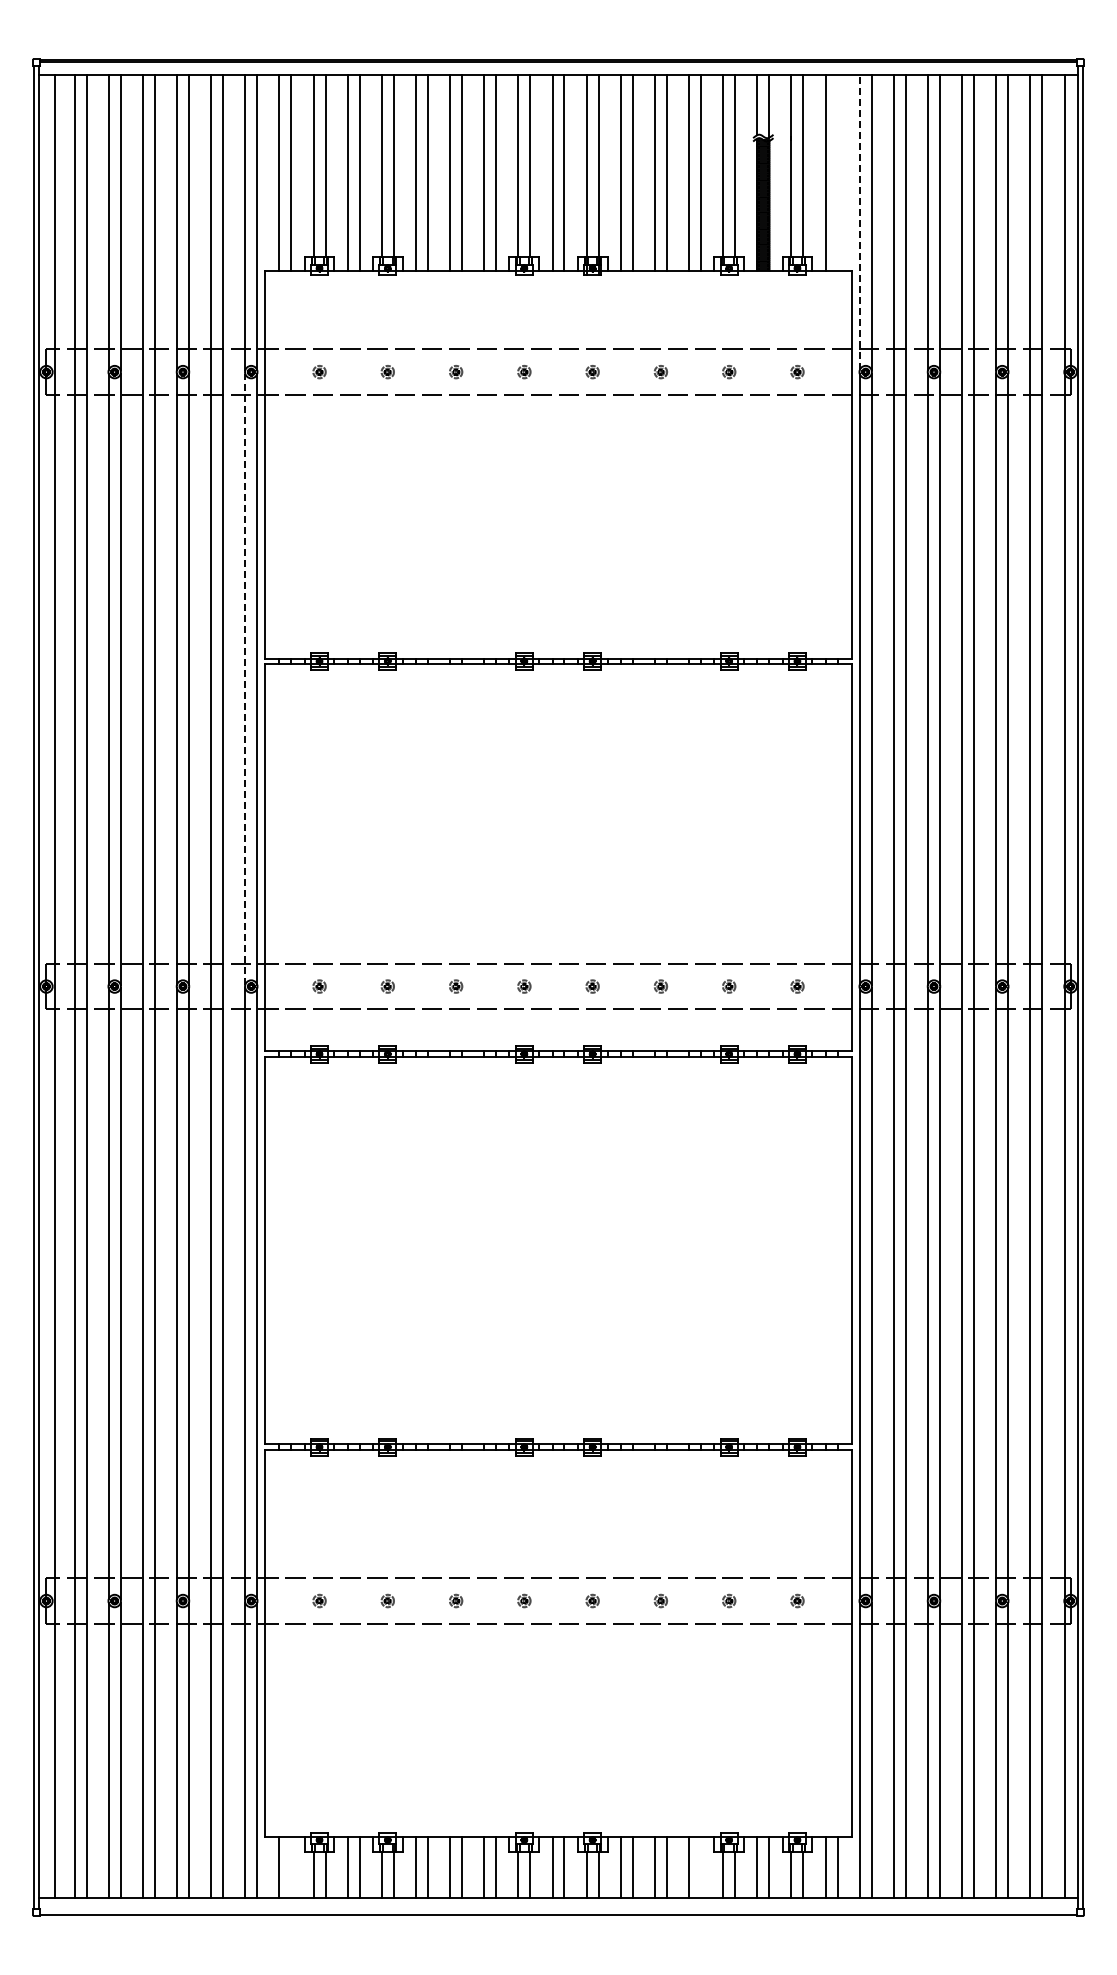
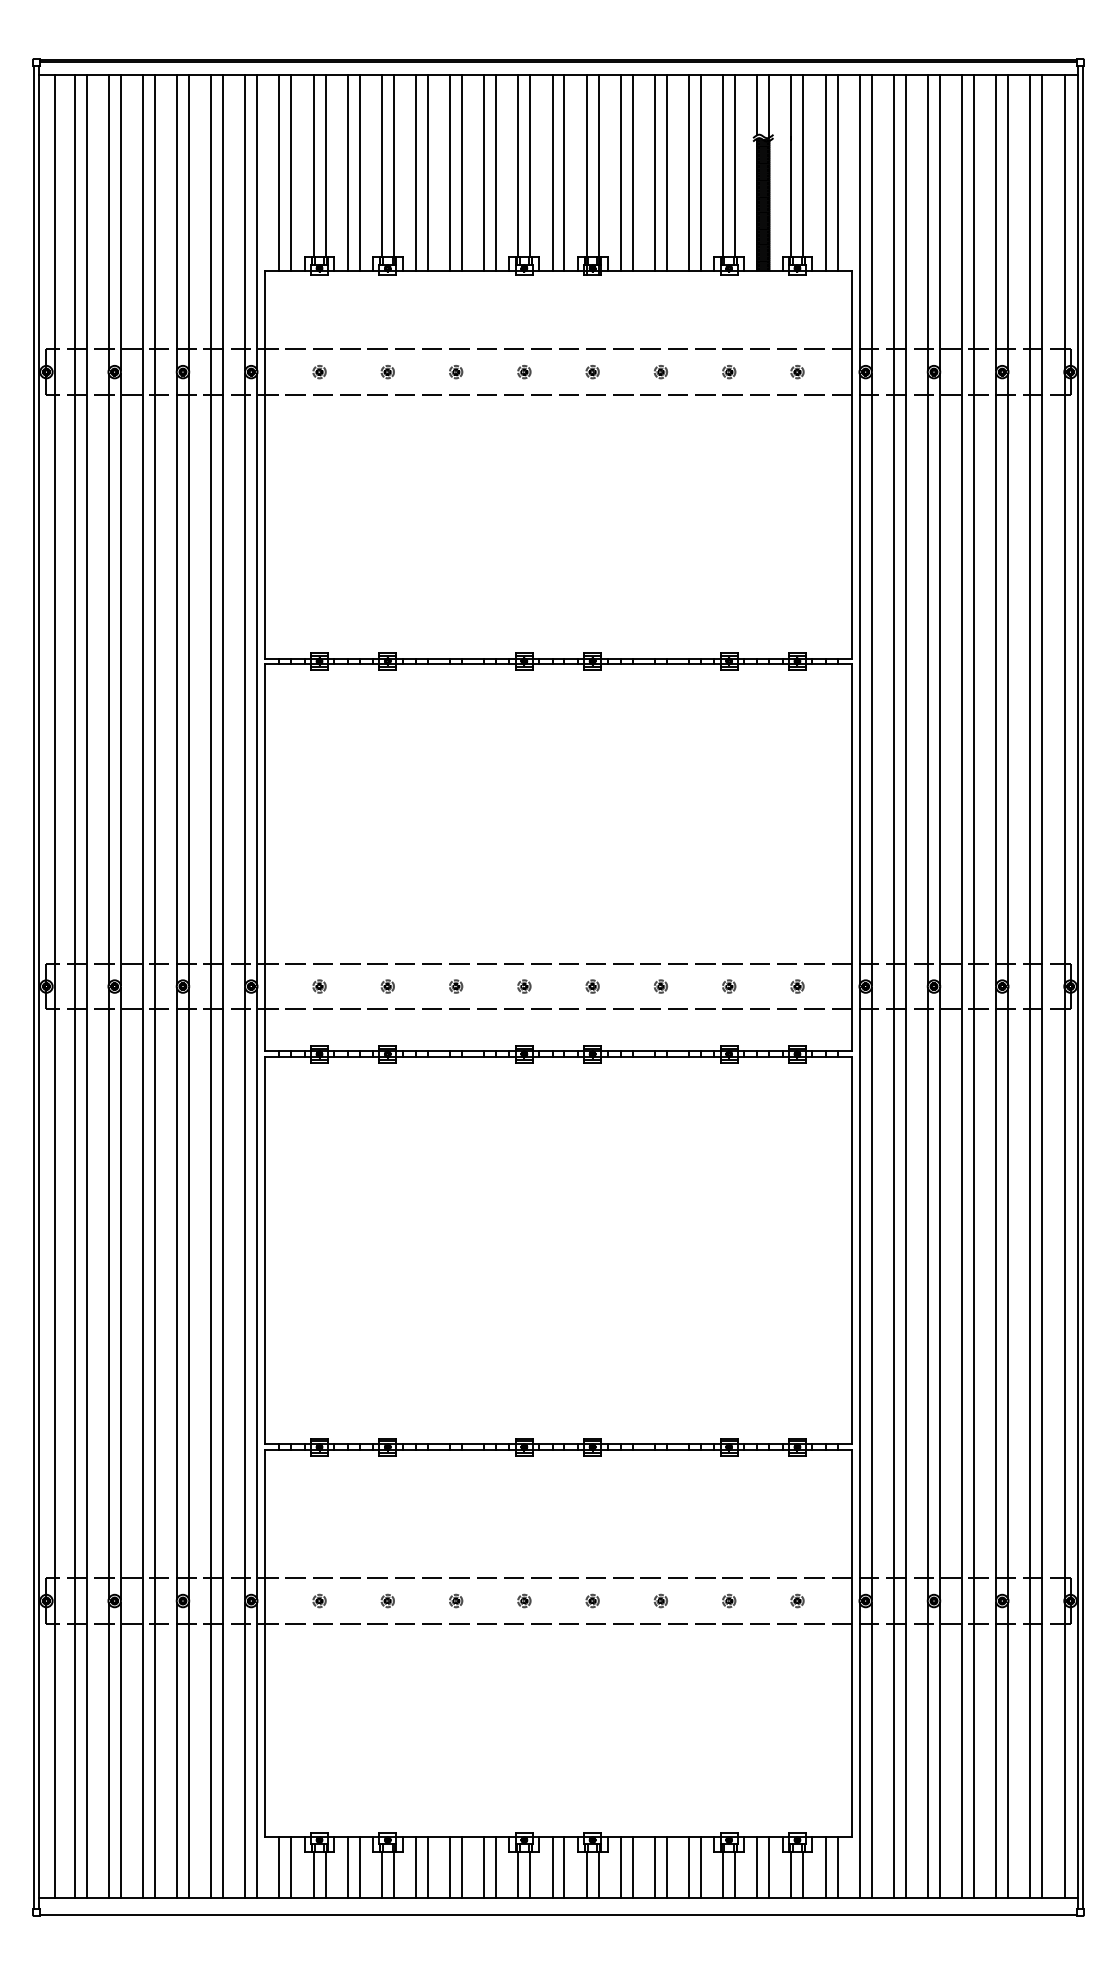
line: none -> present (837, 172)
line: dashed -> solid (859, 222)
line: dashed -> solid (245, 678)
line: none -> present (291, 1867)
line: none -> present (701, 1867)
